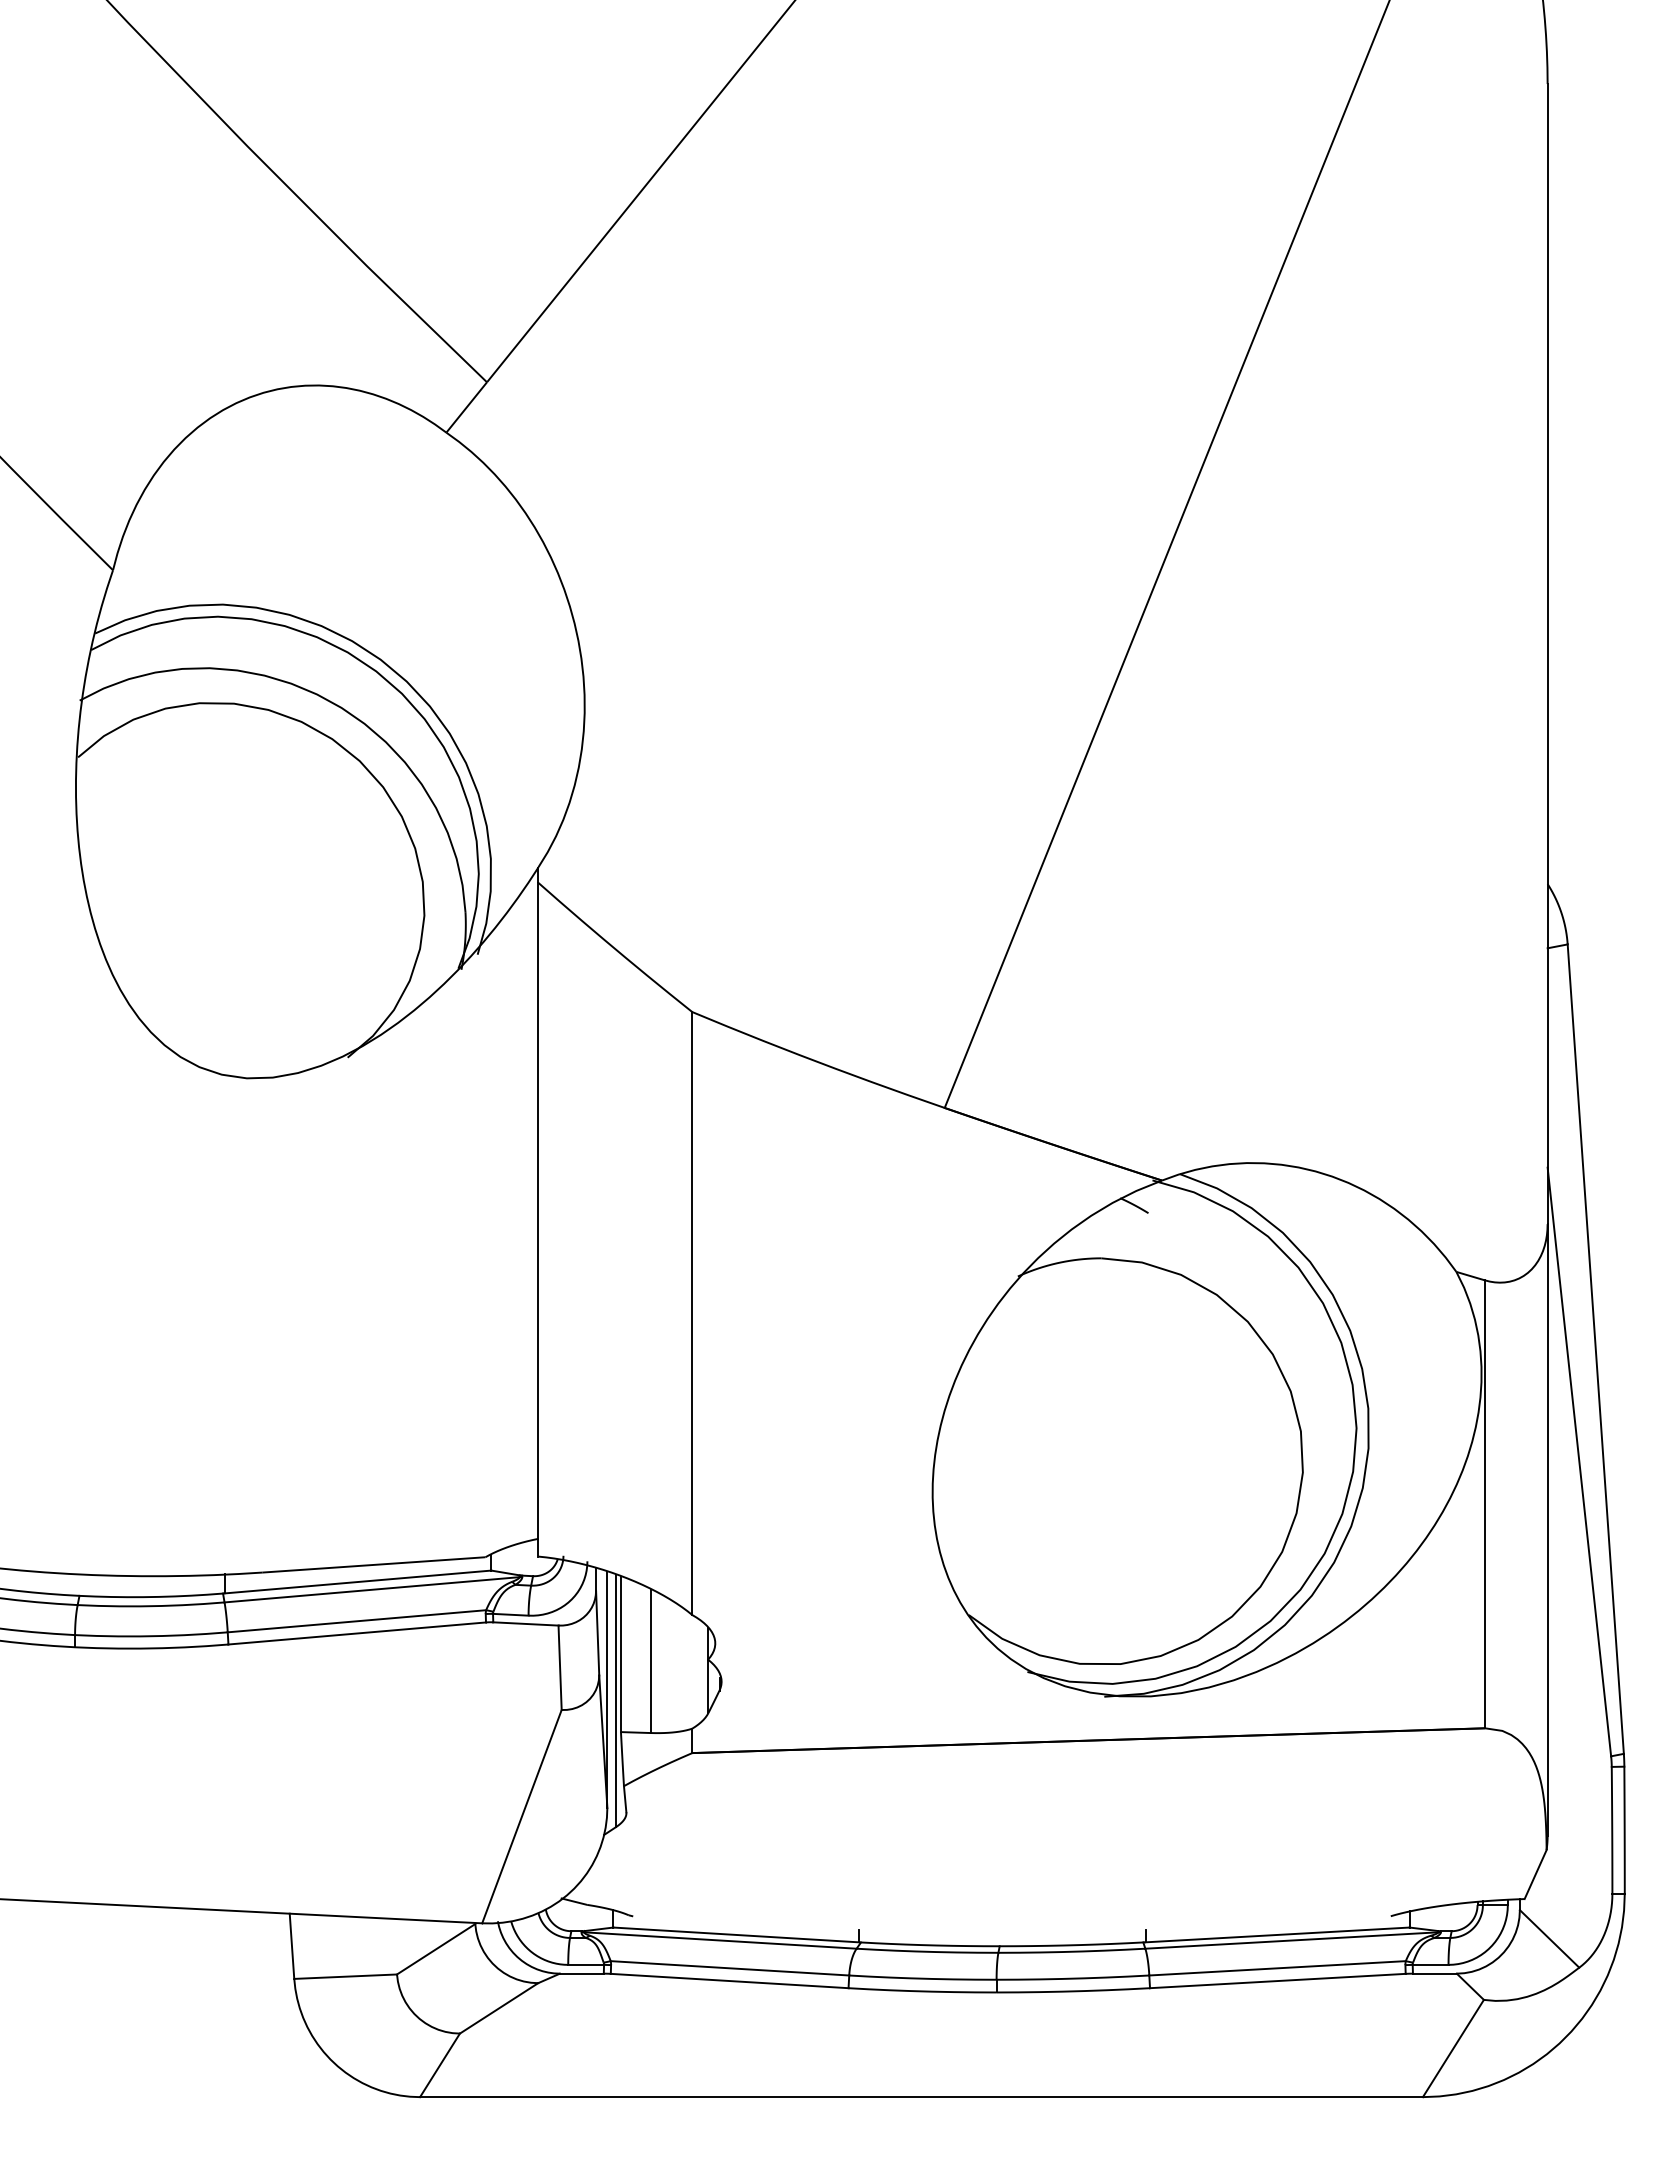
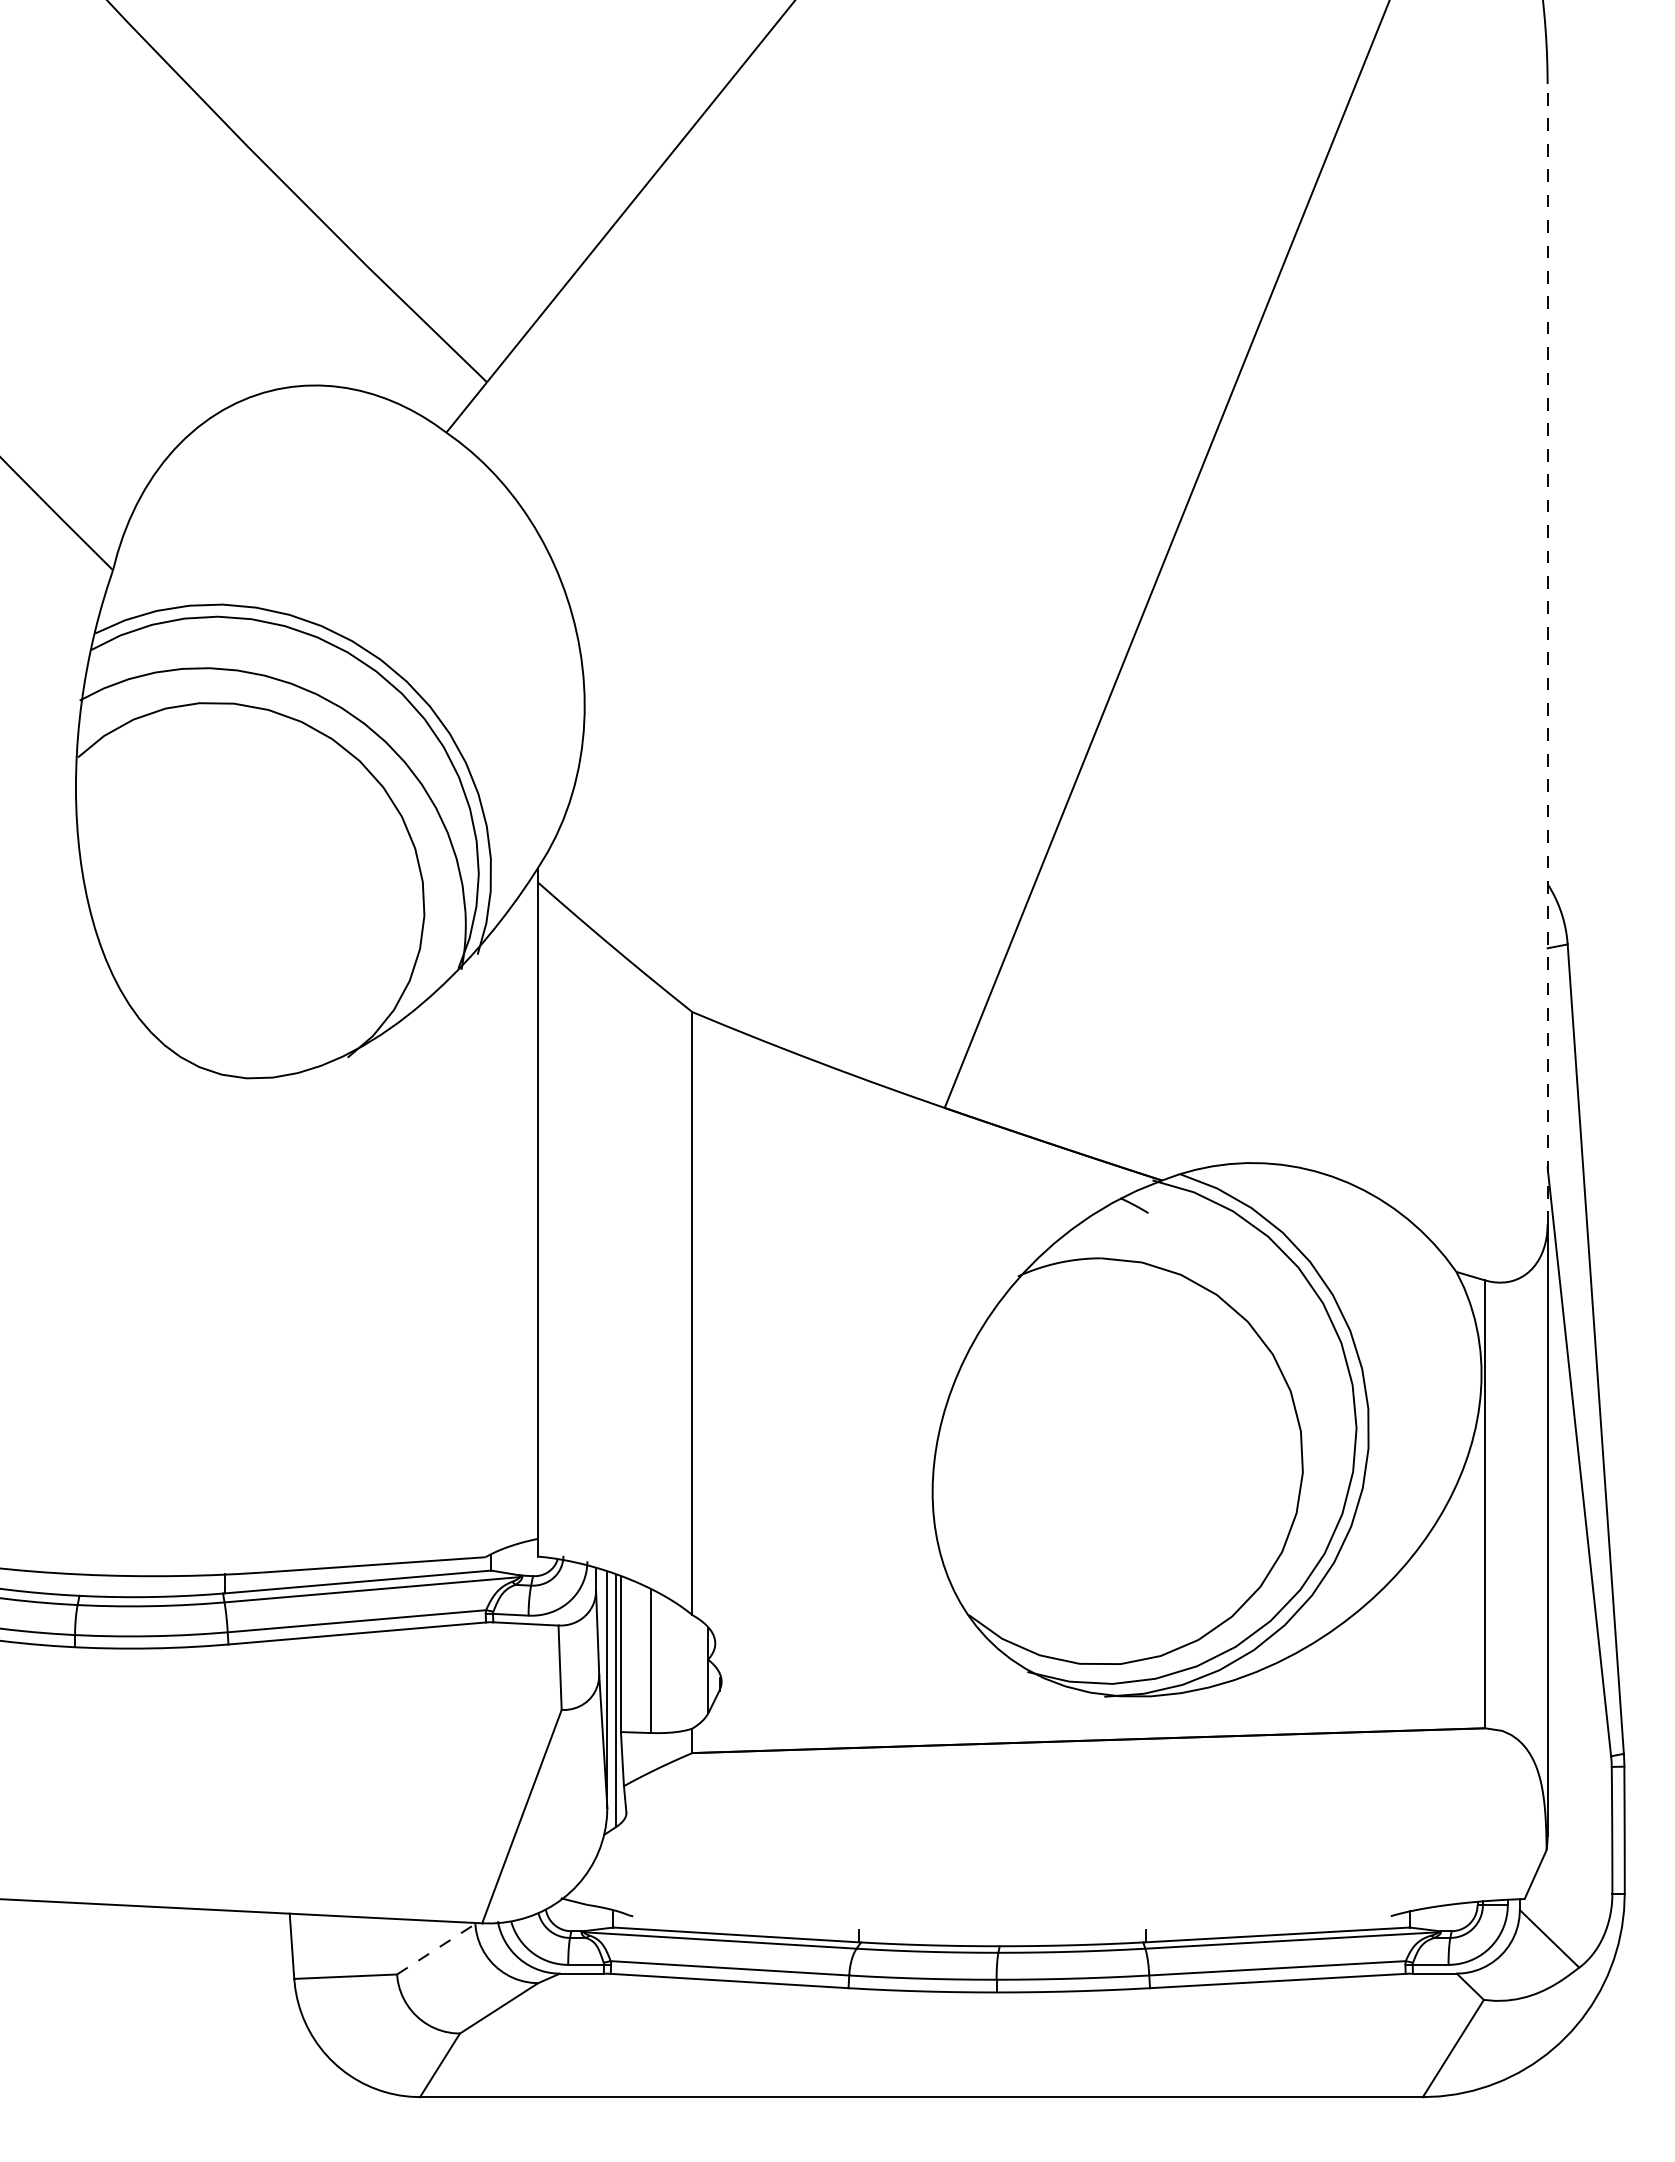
line: solid -> dashed (1547, 653)
line: solid -> dashed (436, 1949)
